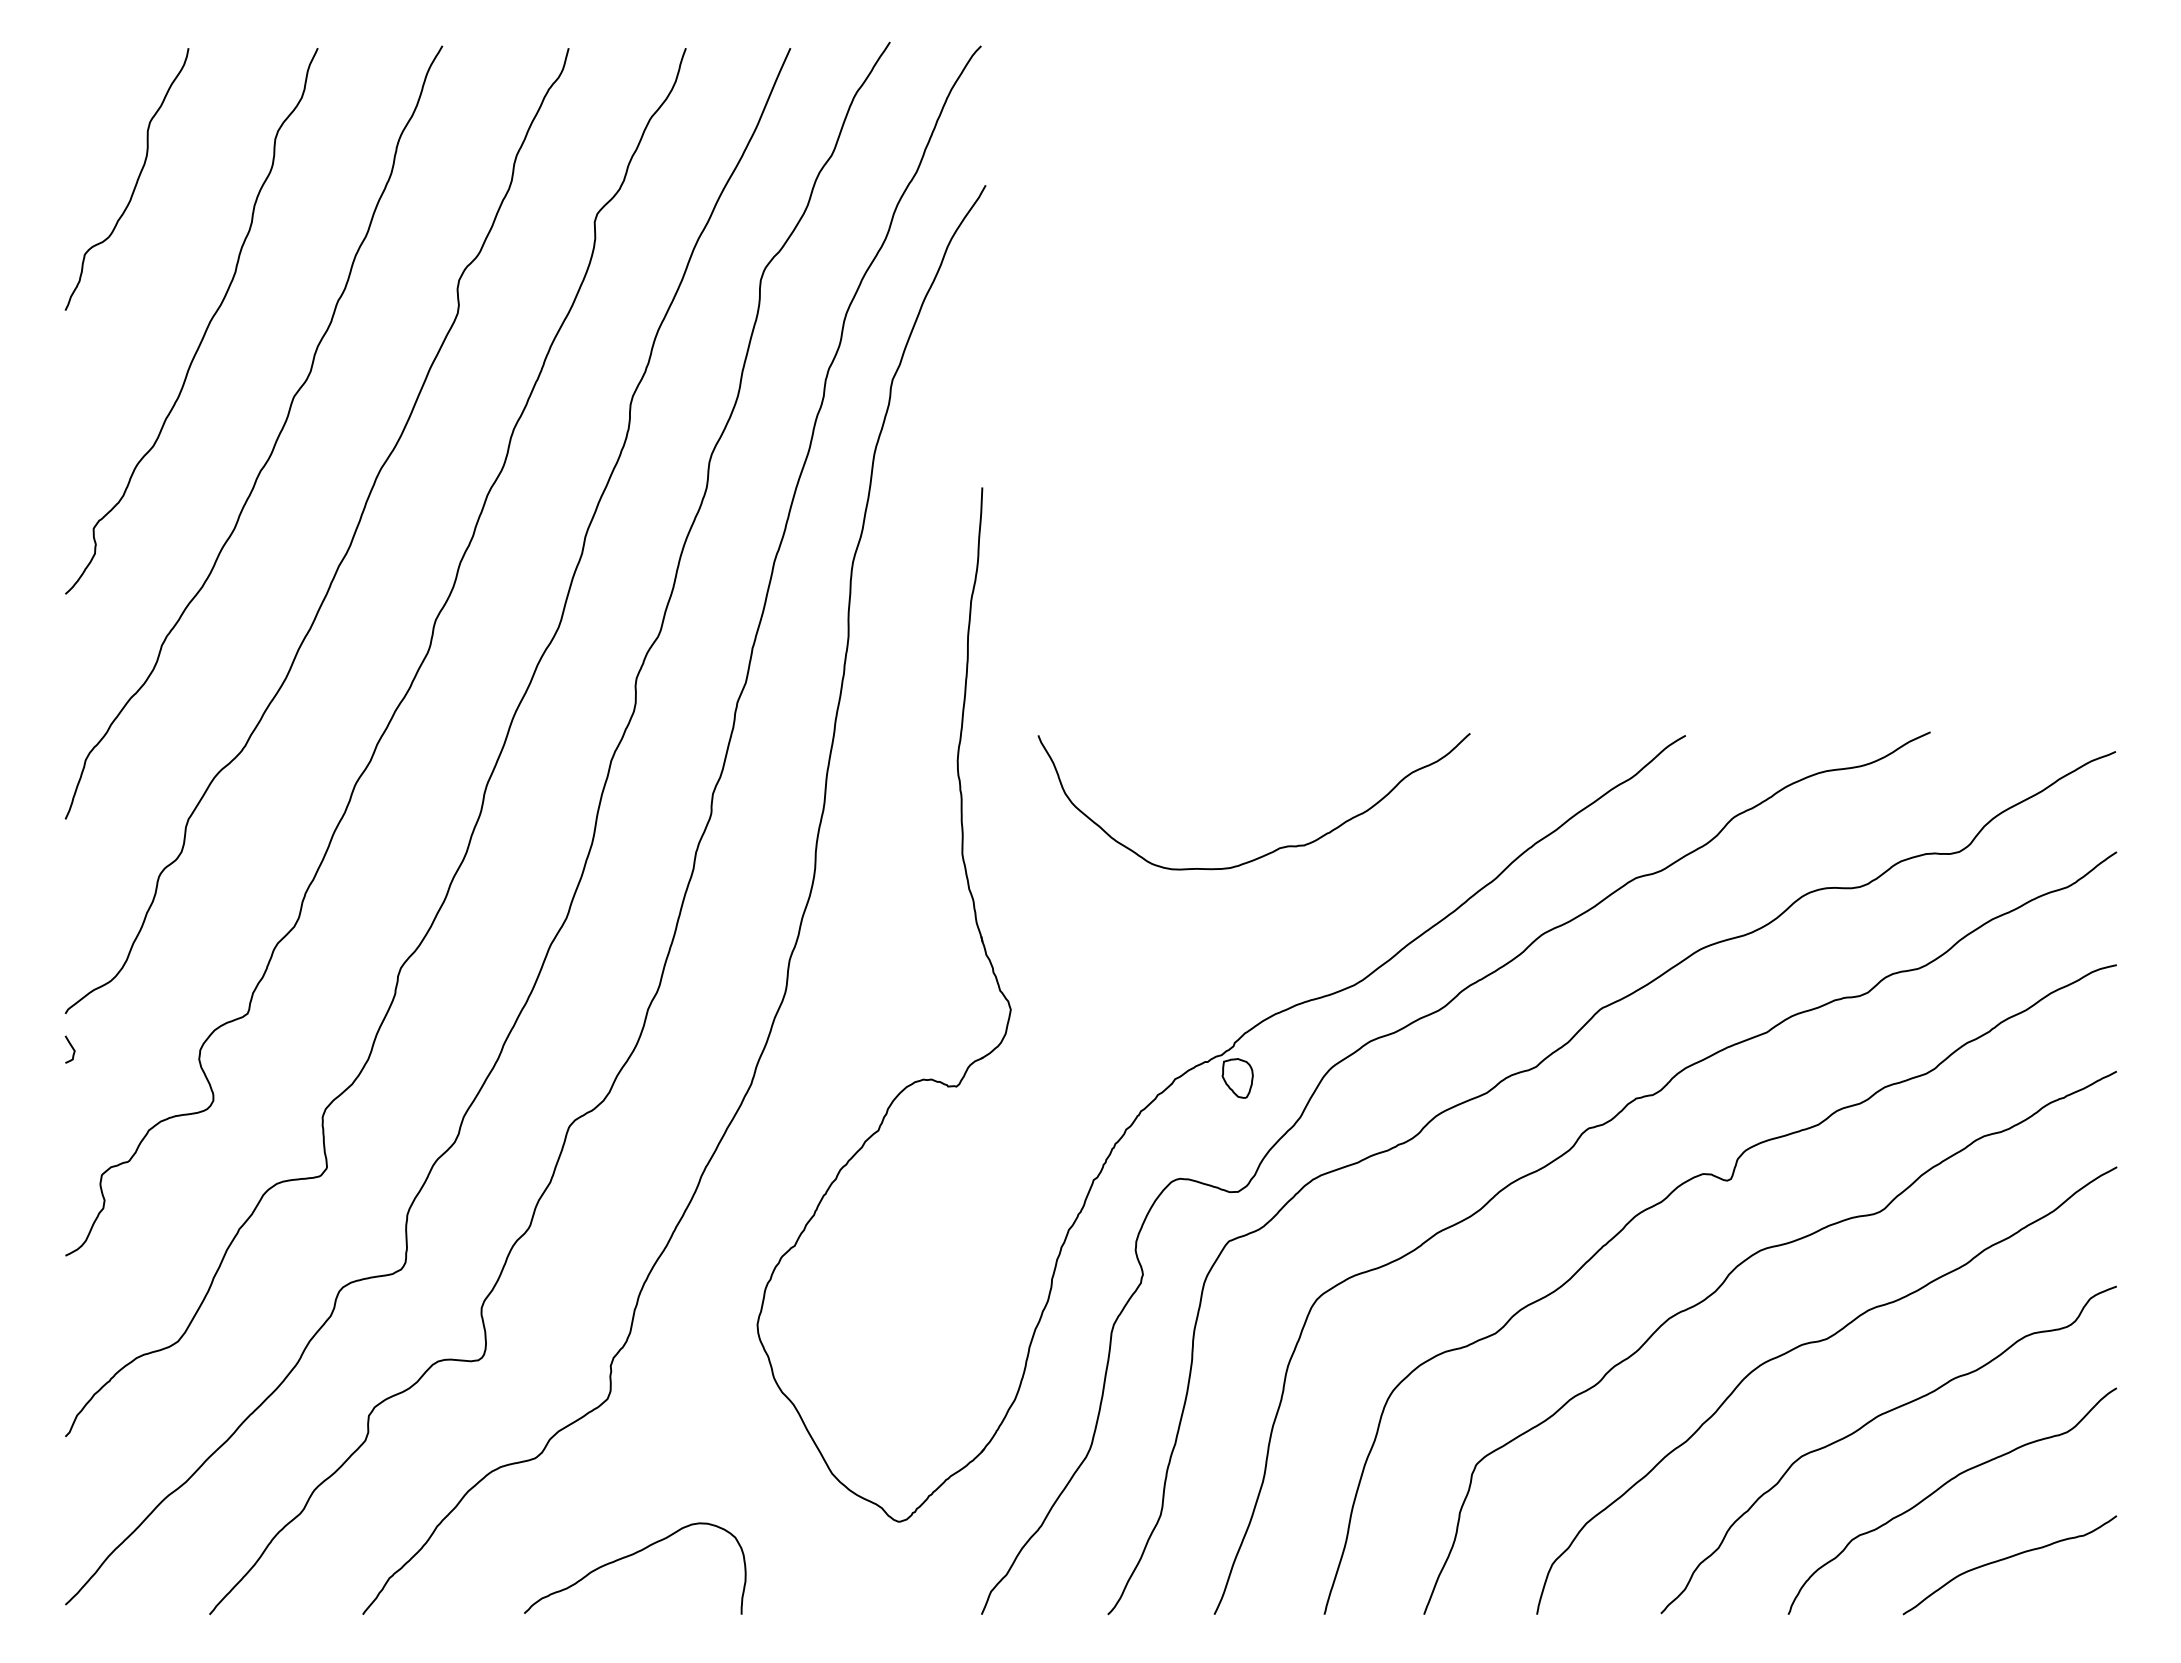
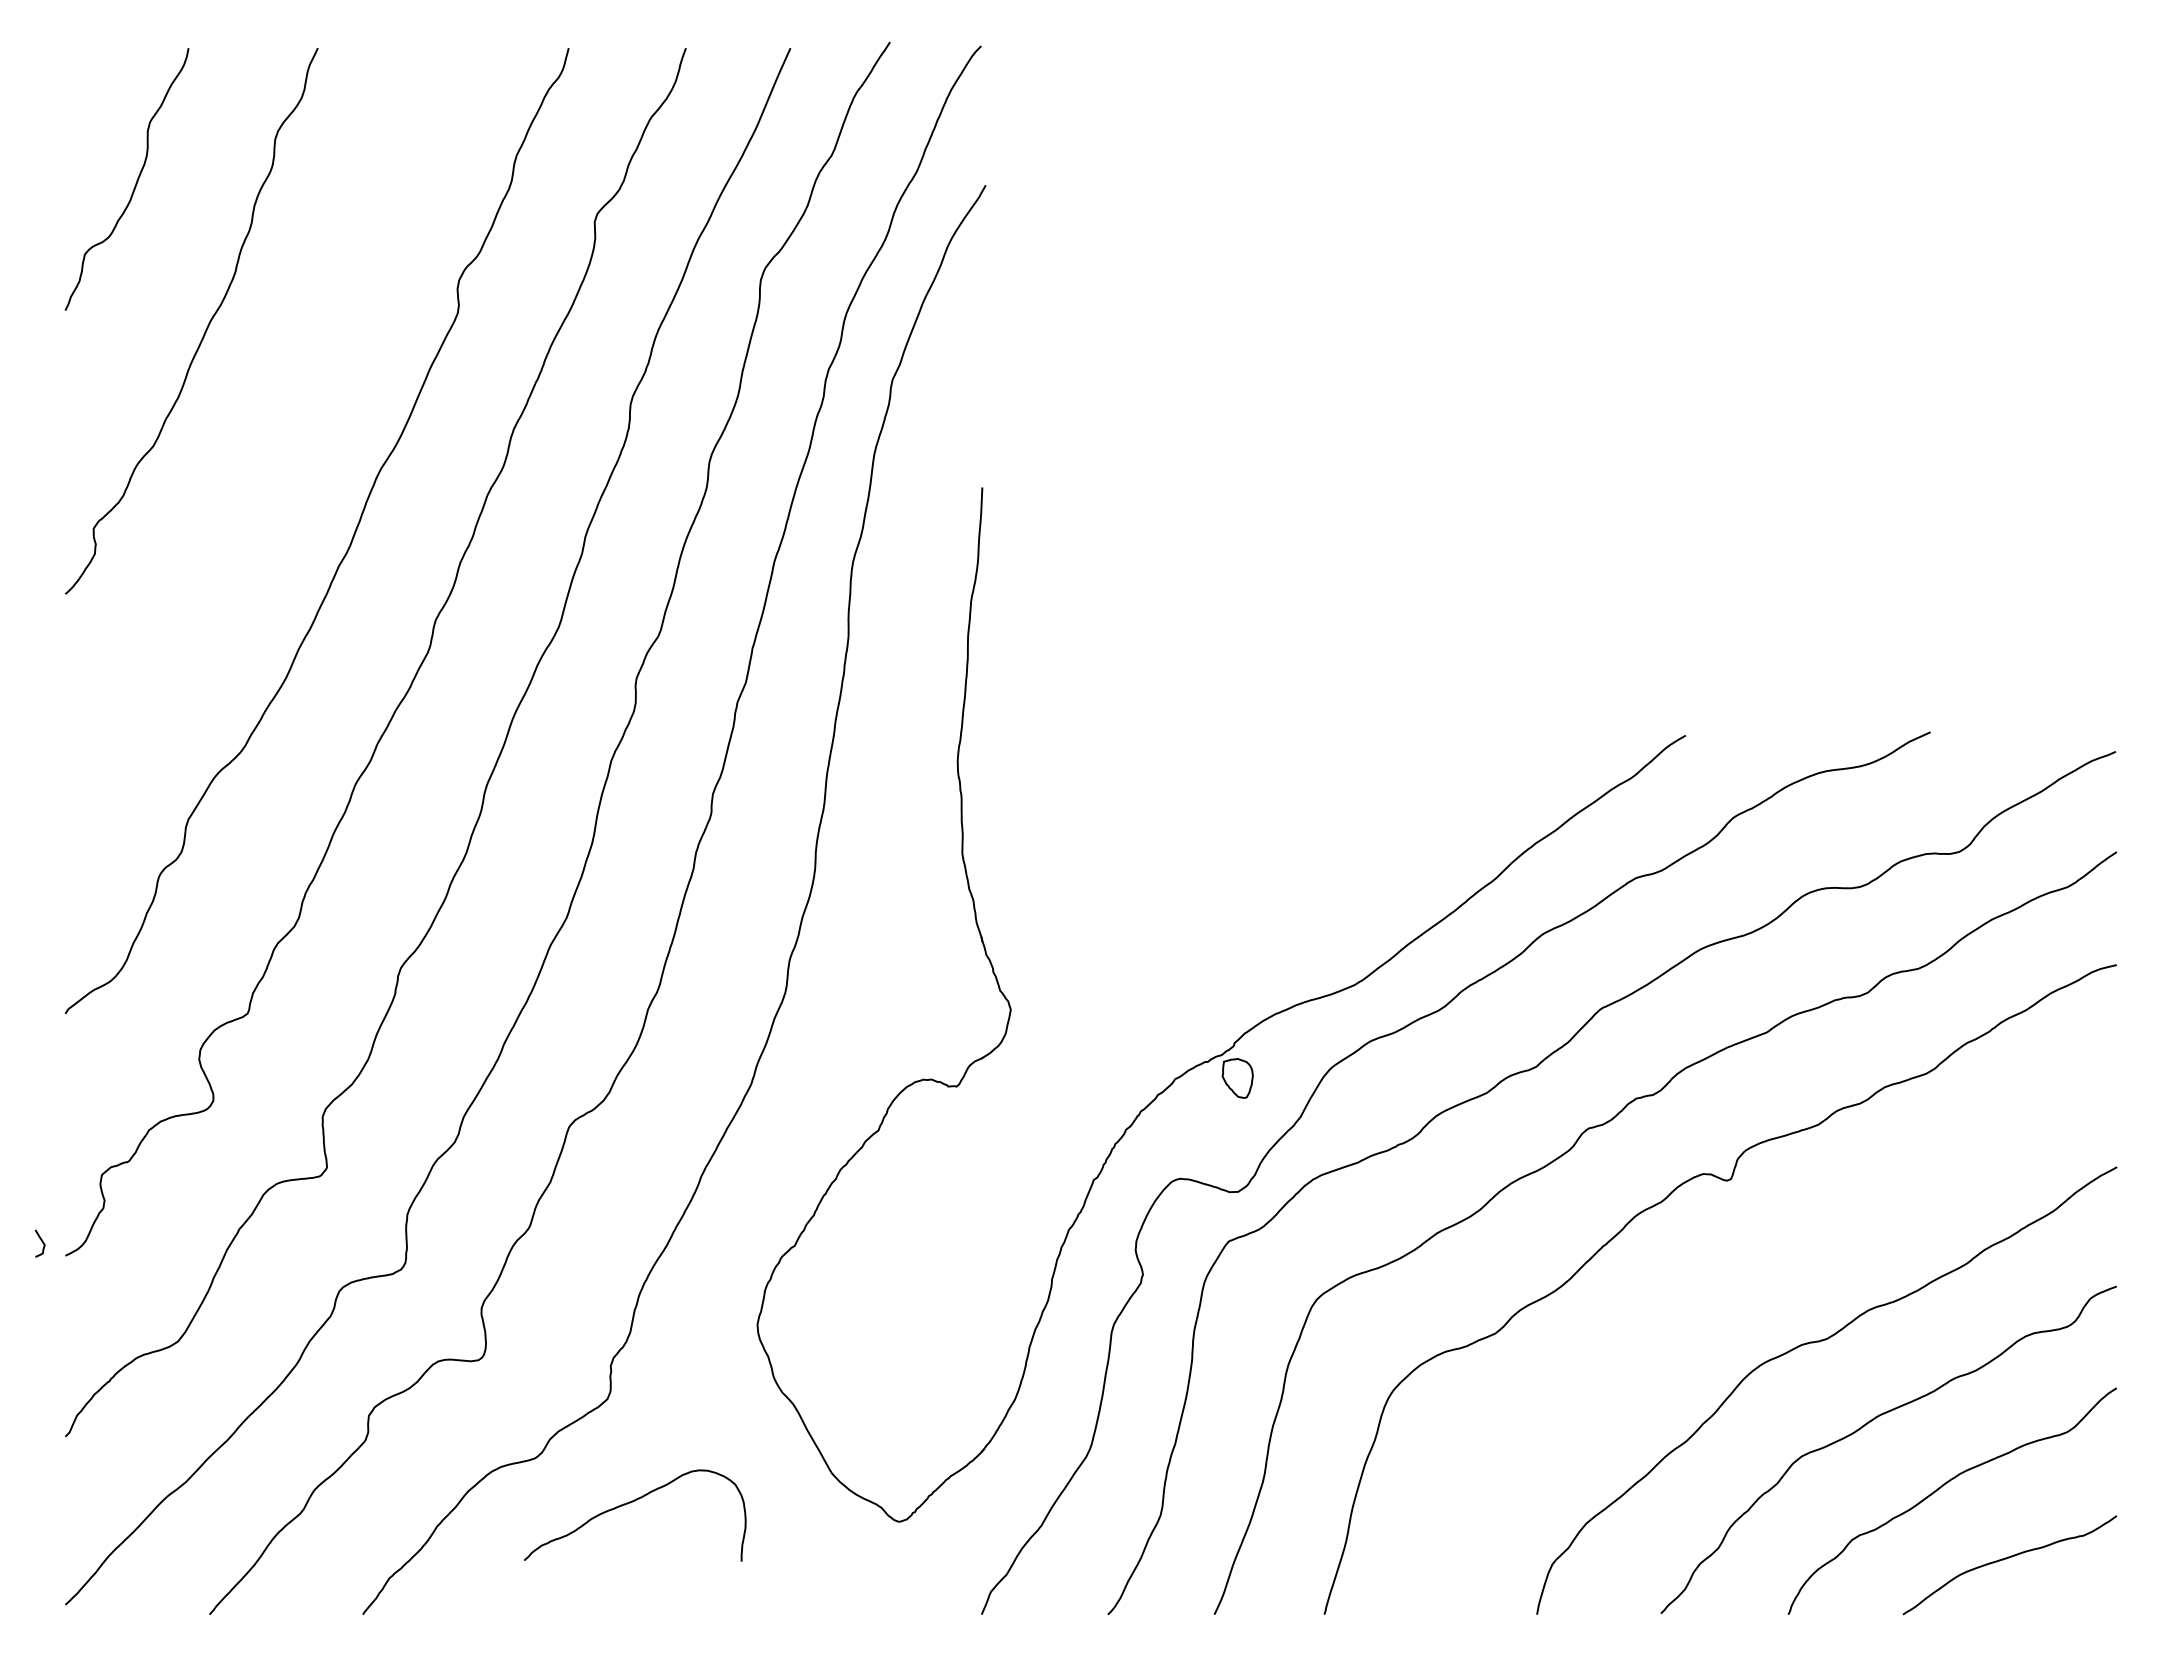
curve: present -> none (275, 440)
curve: present -> none (1278, 847)
curve position: (71, 1047) -> (41, 1241) (41, 1241)
curve: present -> none (1717, 1290)
curve position: (630, 1556) -> (630, 1503) (630, 1503)
